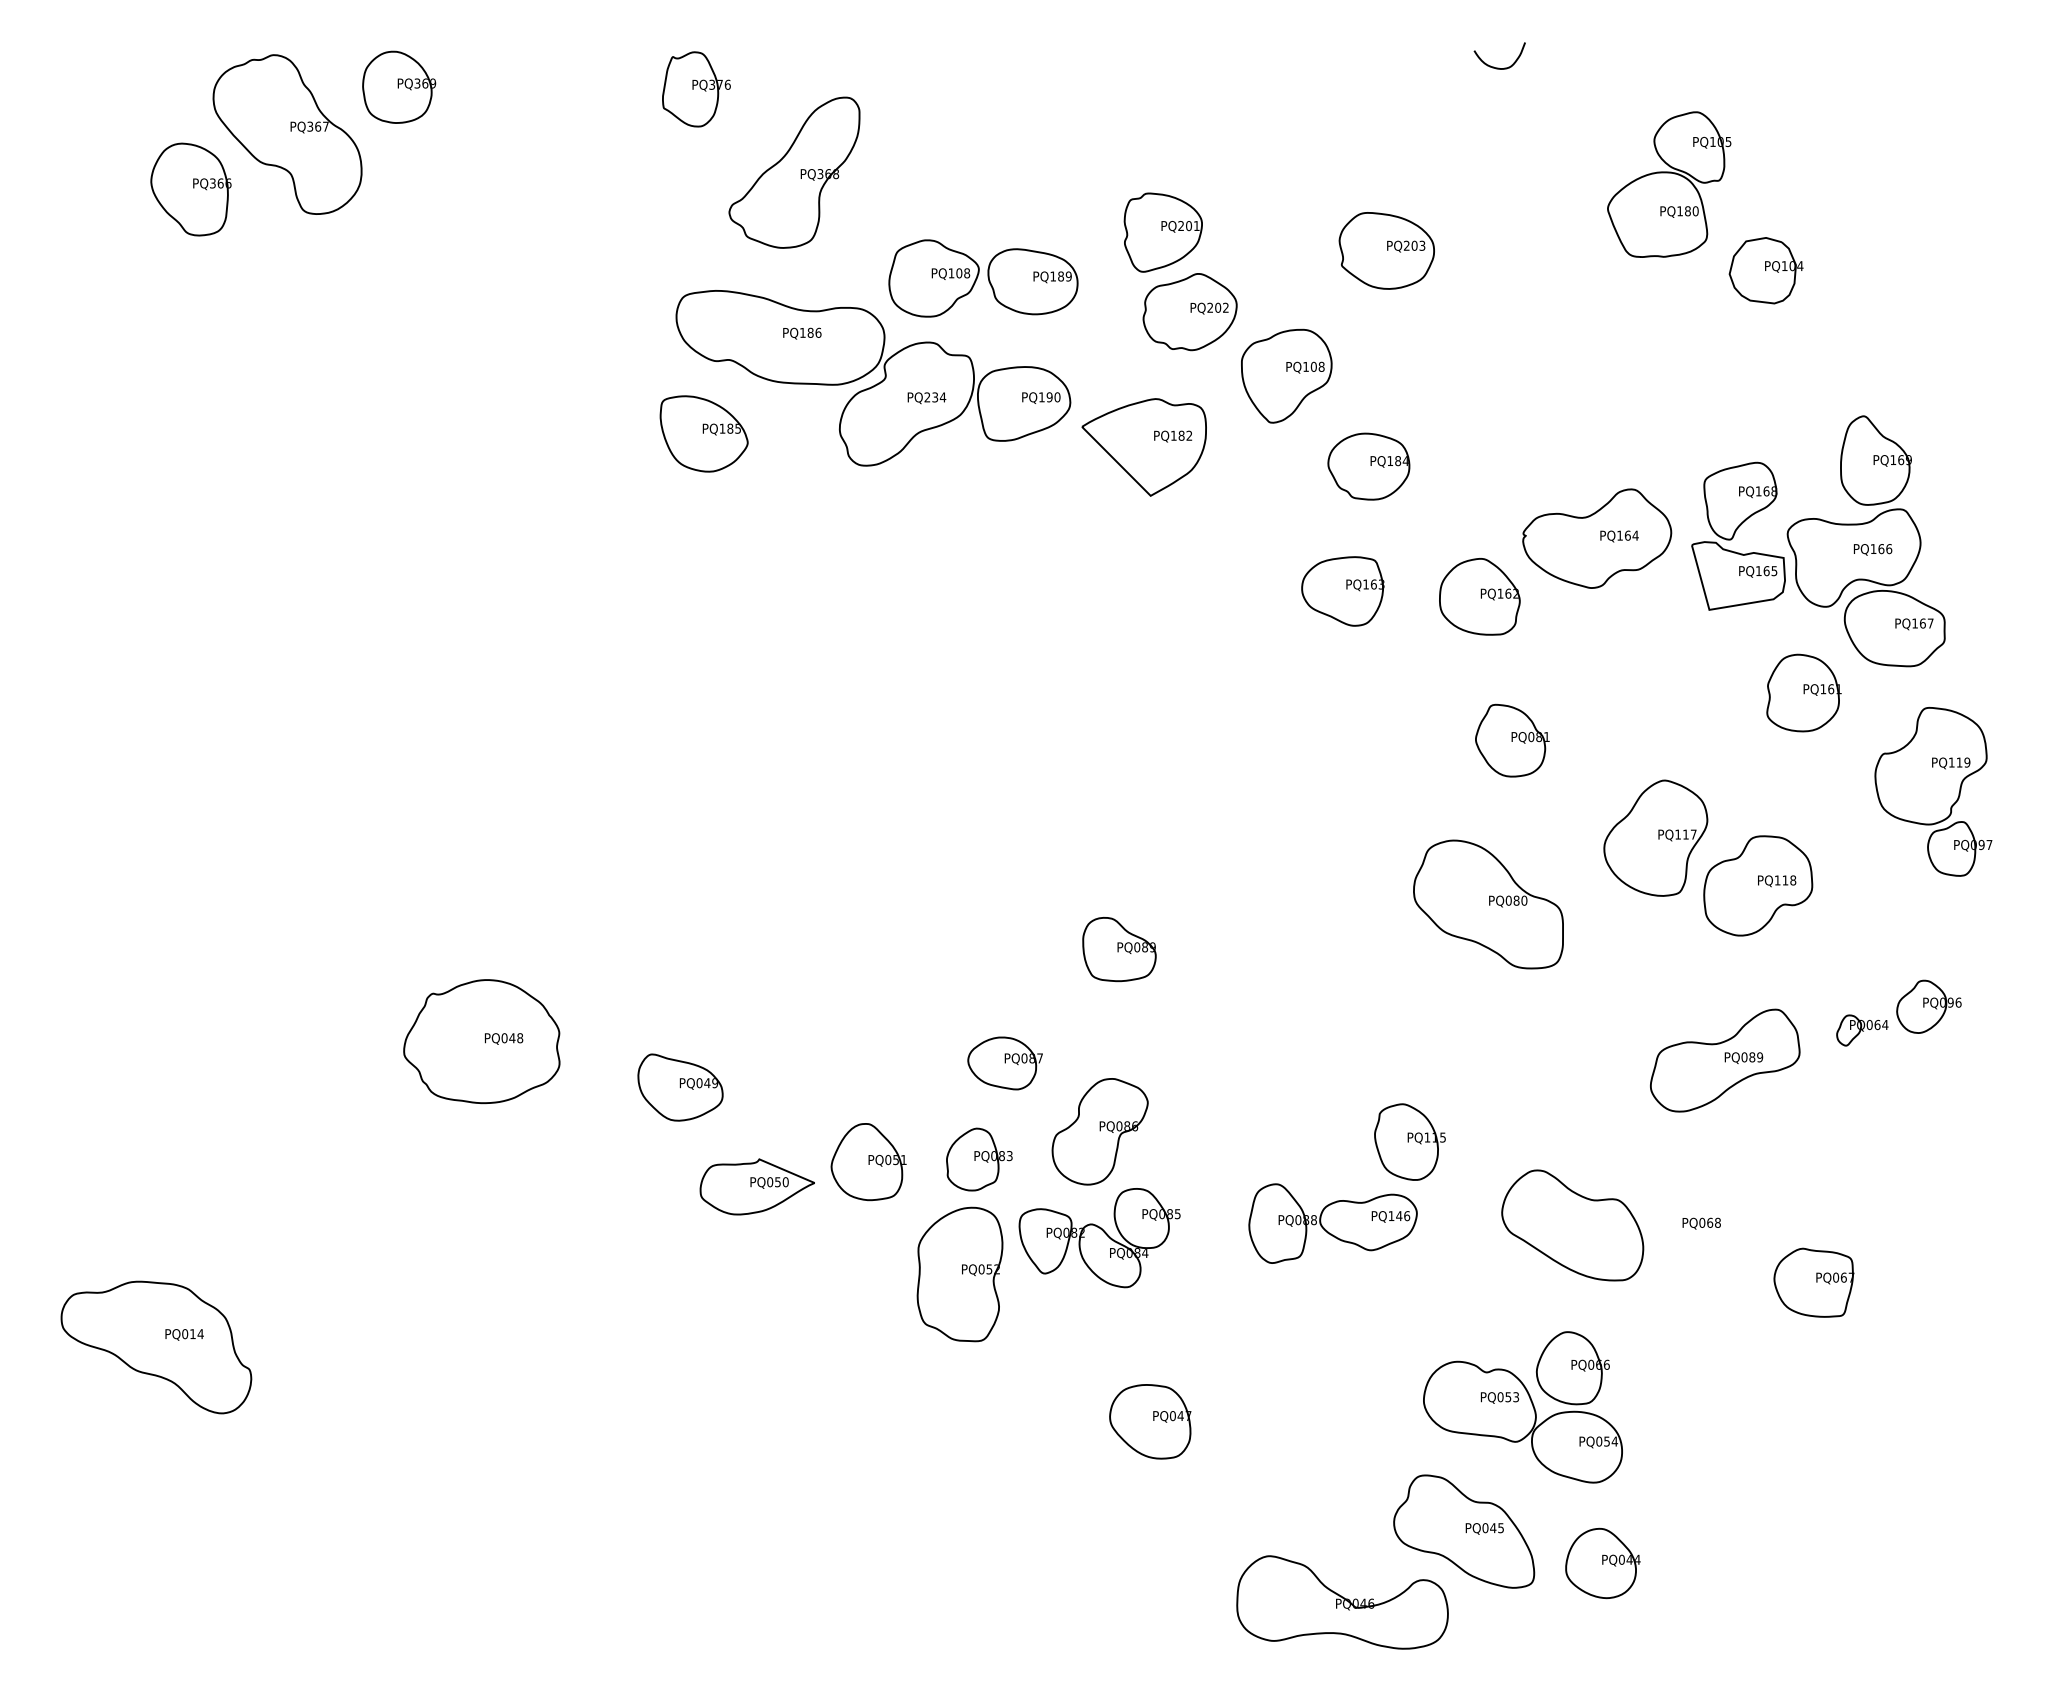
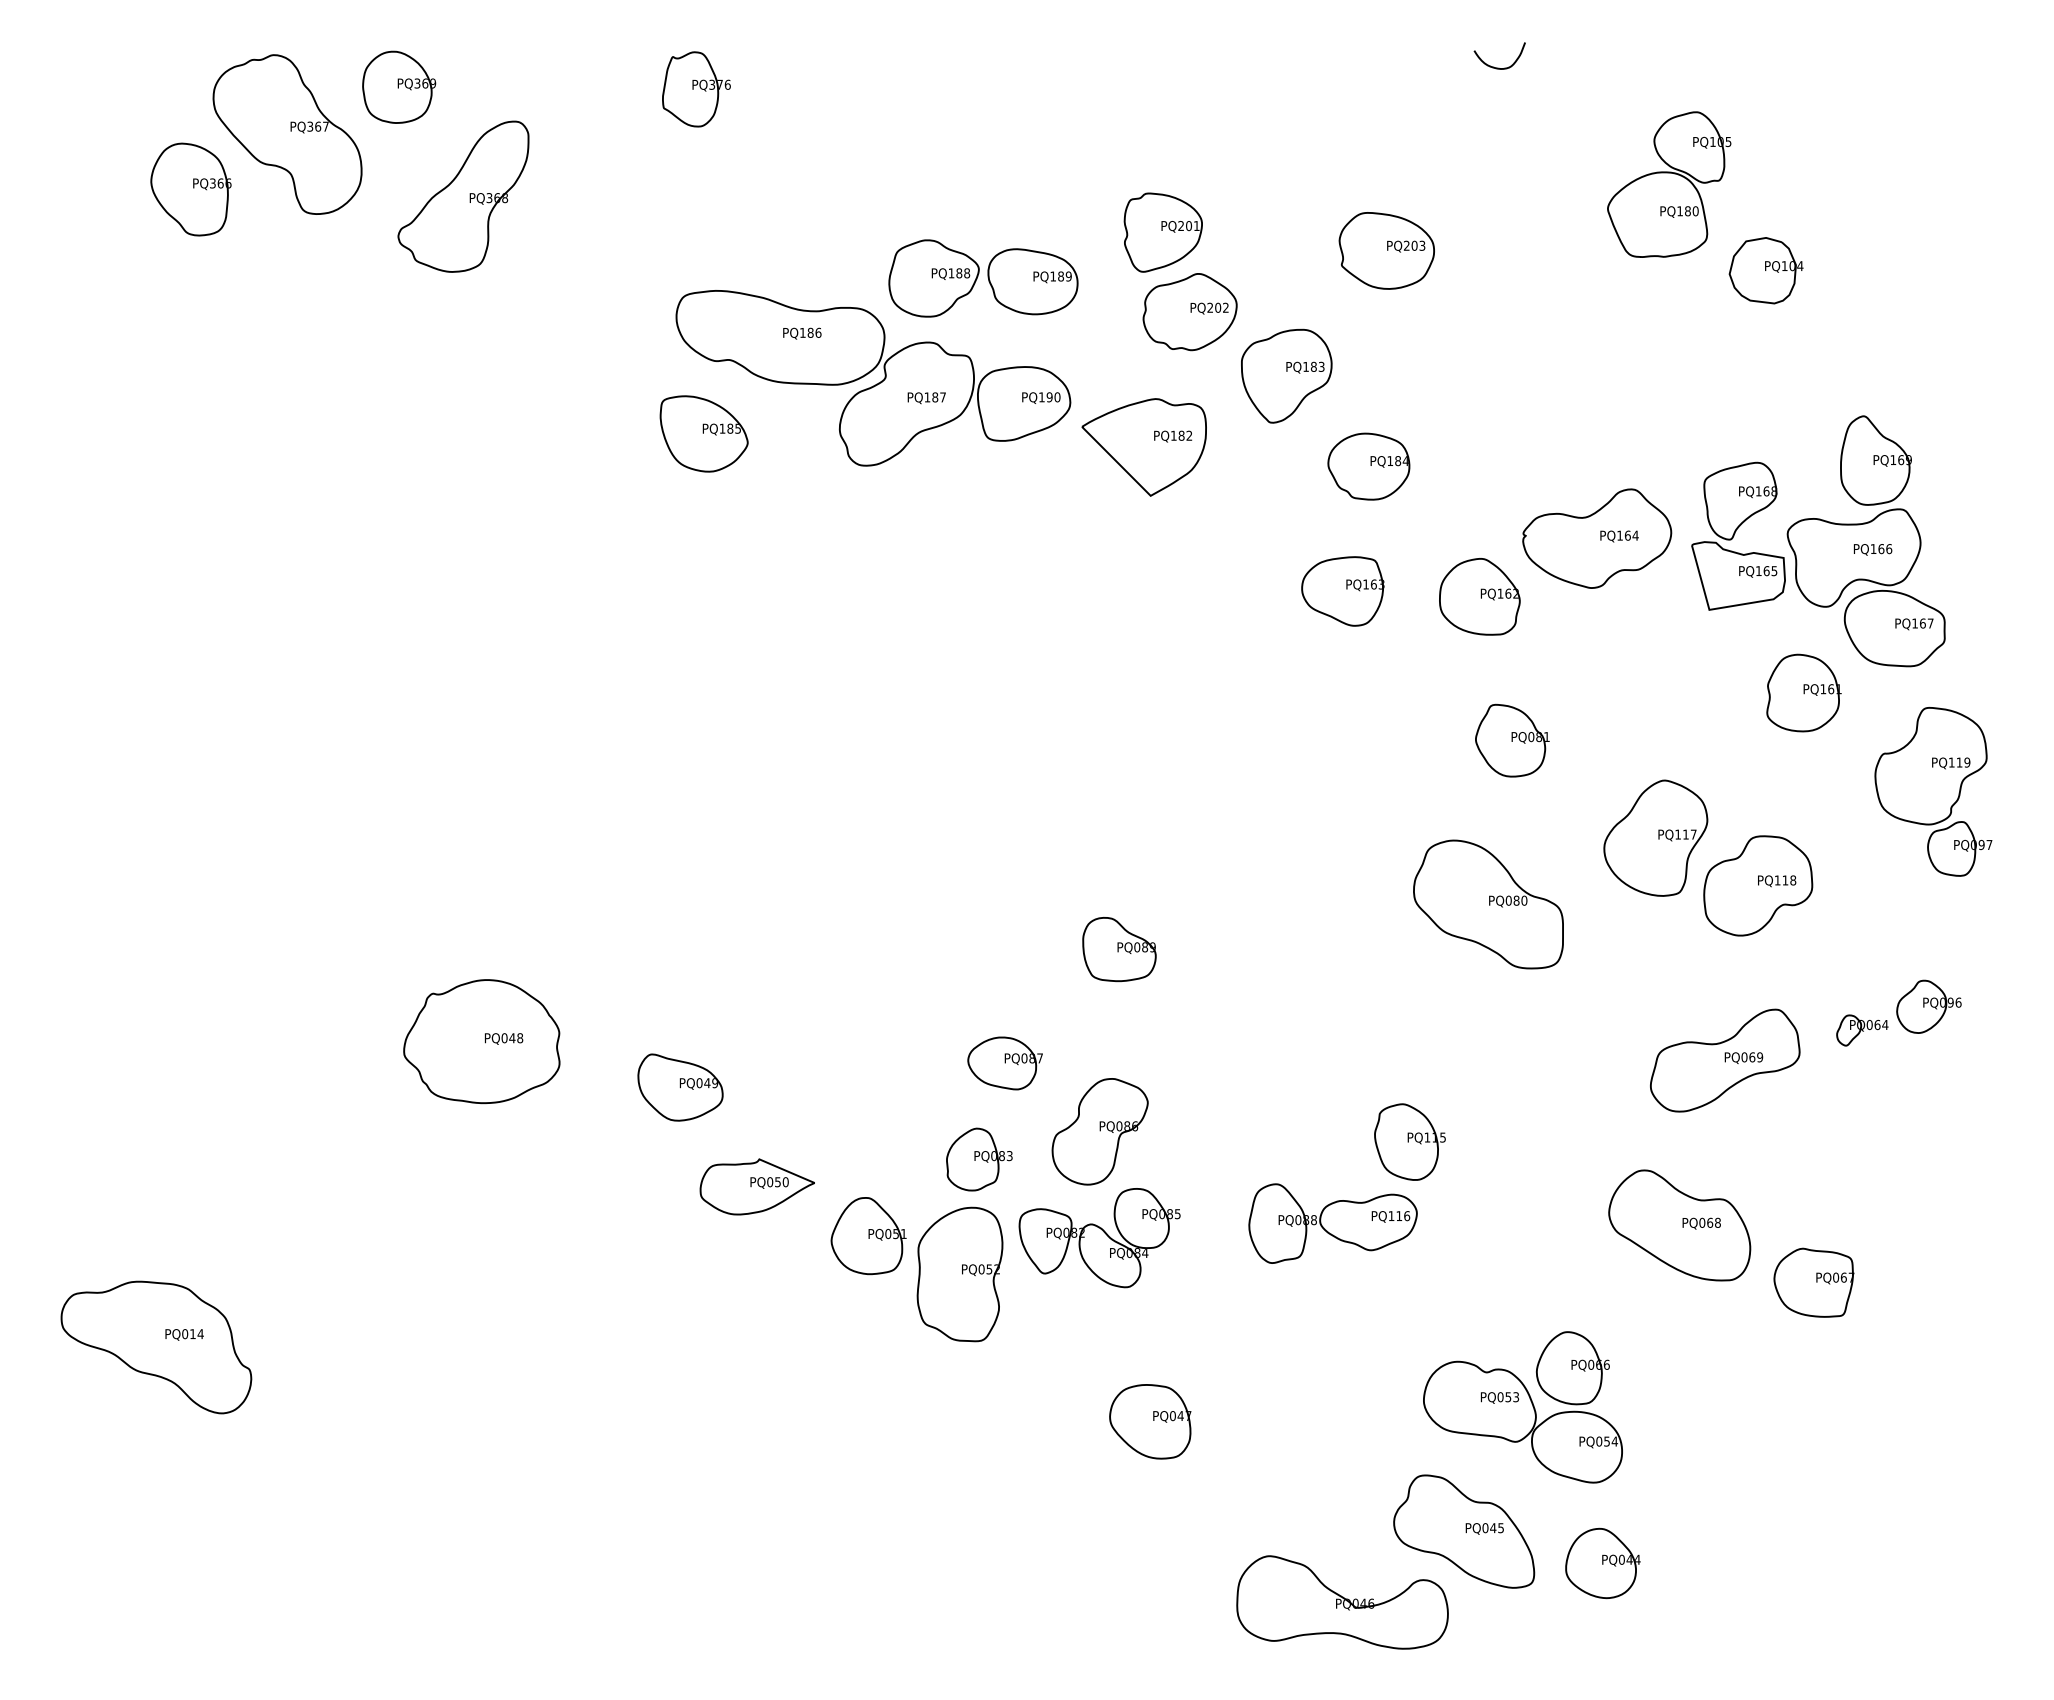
part position: (794, 172) -> (463, 196) (463, 196)
text: PQ108 -> PQ188 (959, 273)
text: PQ108 -> PQ183 (1317, 366)
text: PQ234 -> PQ187 (935, 397)
text: PQ089 -> PQ069 (1752, 1057)
part position: (868, 1162) -> (868, 1236) (868, 1236)
text: PQ146 -> PQ116 (1399, 1215)
part position: (1572, 1225) -> (1679, 1225) (1679, 1225)
